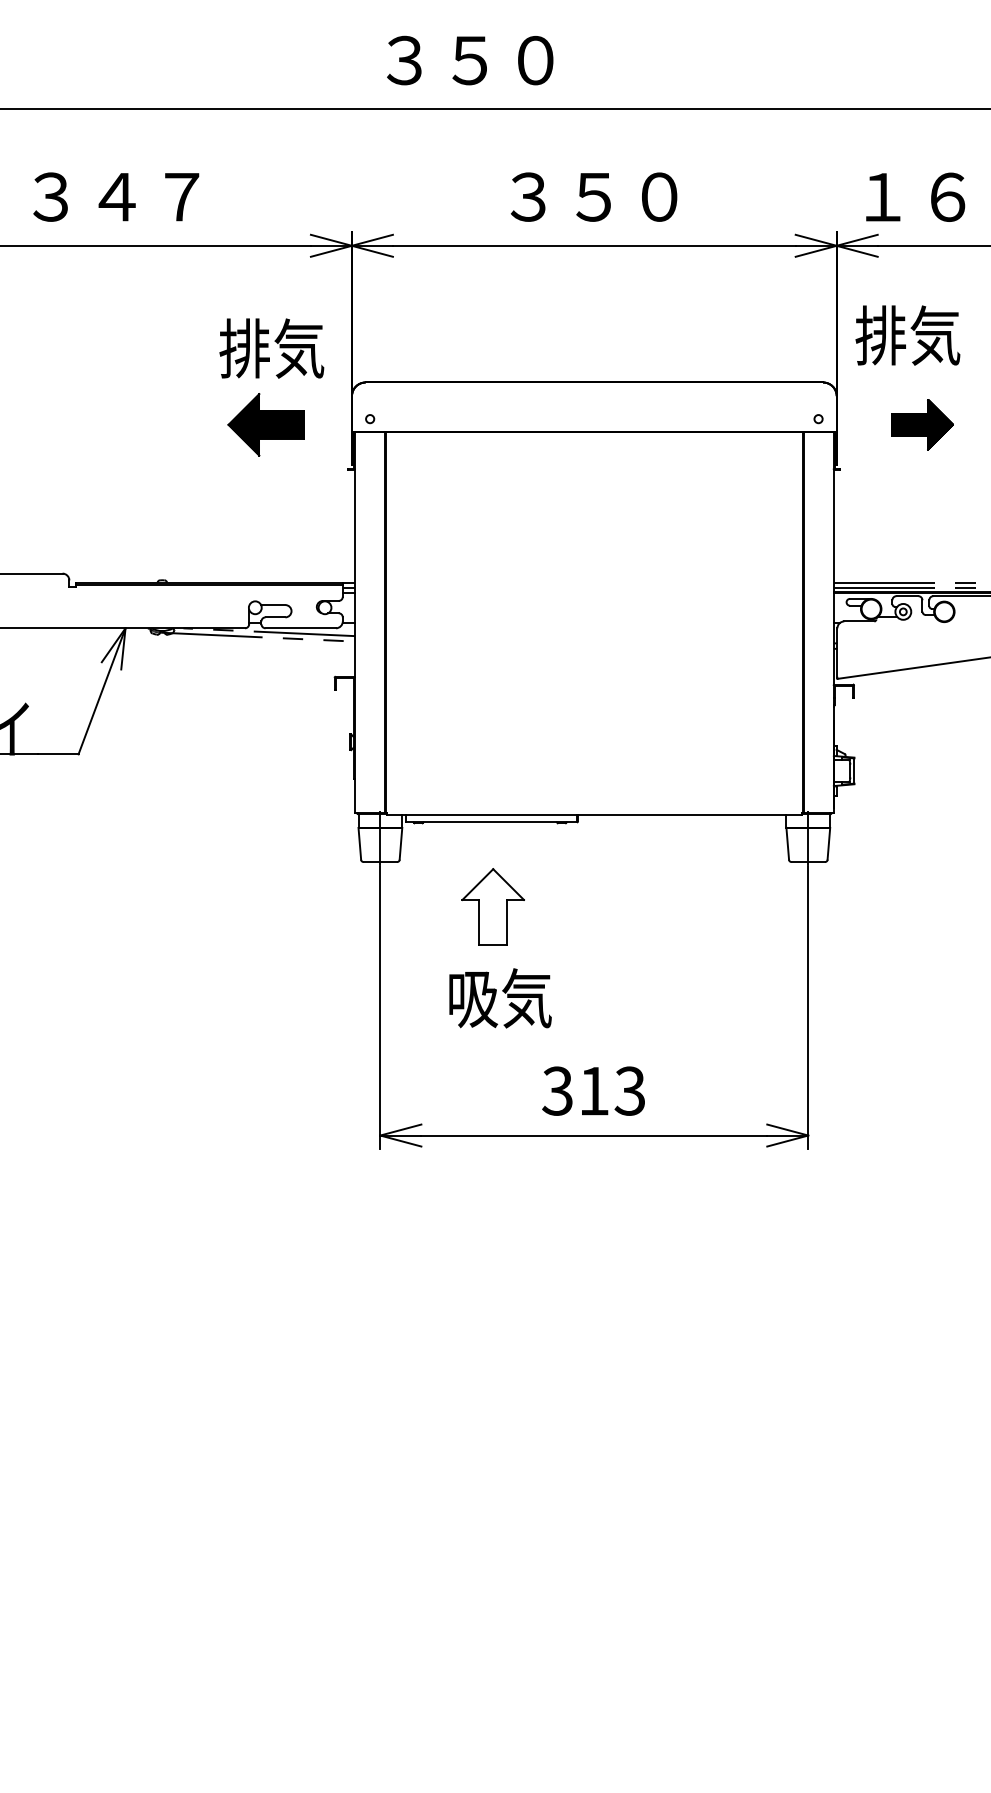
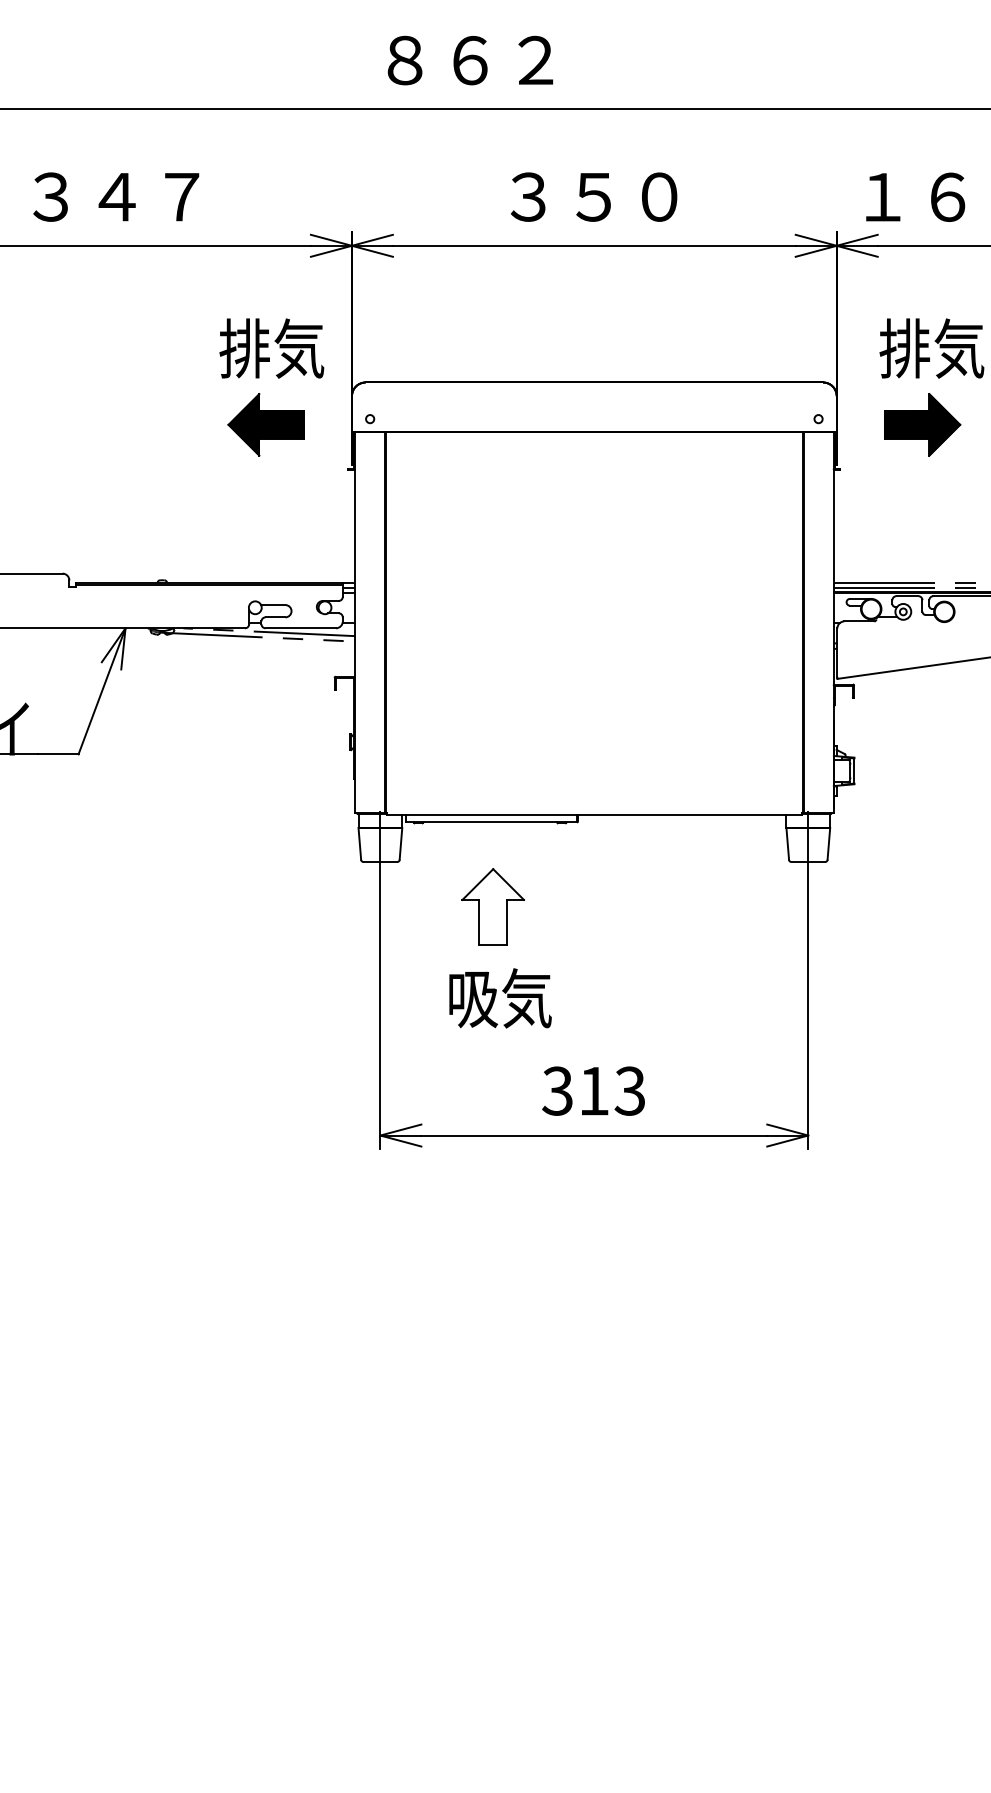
text: ３５０ -> ８６２ (470, 60)
text position: (907, 335) -> (931, 348) (931, 348)
part size: 63x52 px -> 78x64 px (922, 424)
